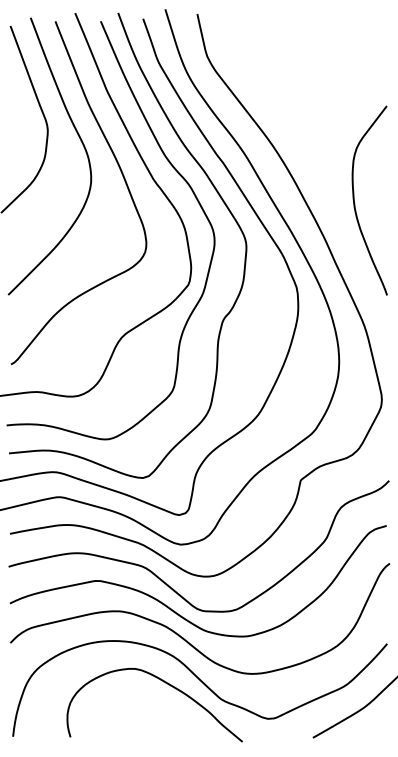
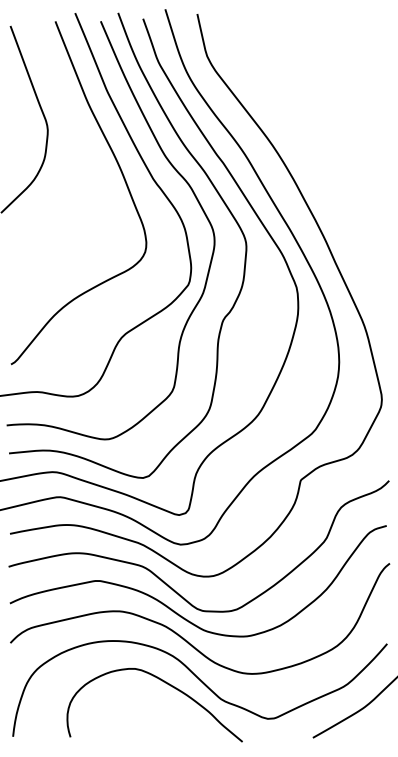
curve: present -> none (81, 143)
curve: present -> none (355, 203)
